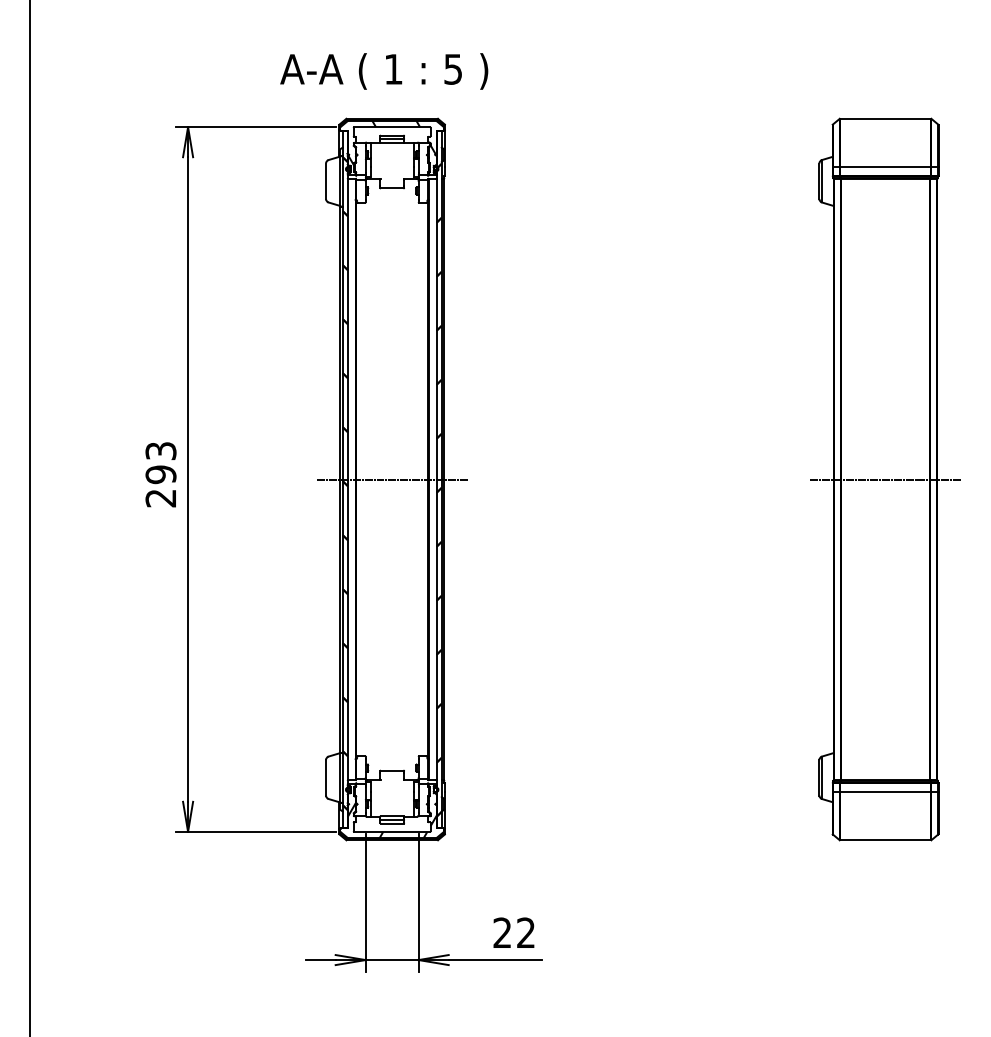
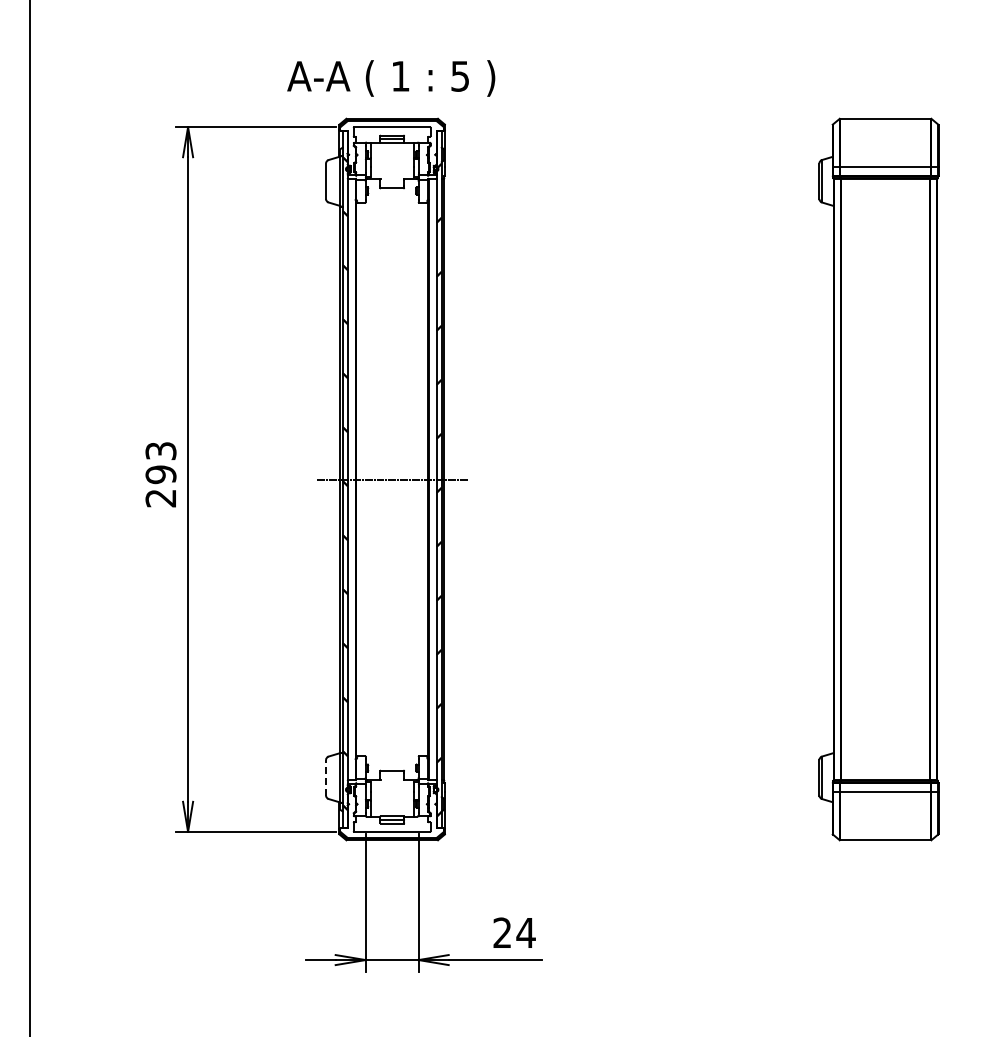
text position: (384, 71) -> (391, 78) (391, 78)
hatch: present -> none (391, 143)
line: present -> none (885, 479)
line: solid -> dashed (326, 777)
hatch: present -> none (388, 820)
text: 22 -> 24 (525, 932)
